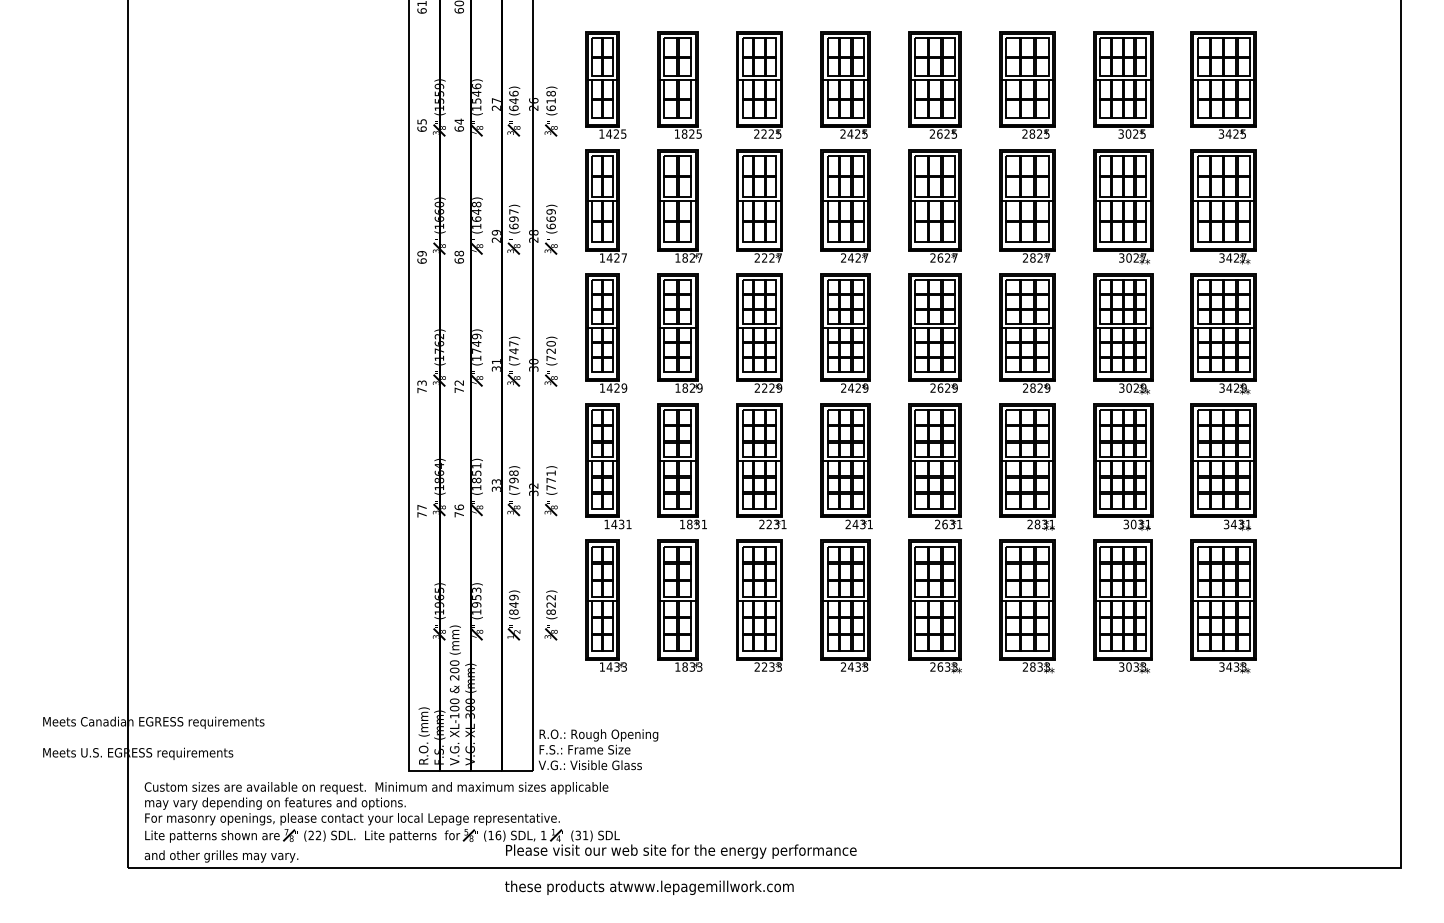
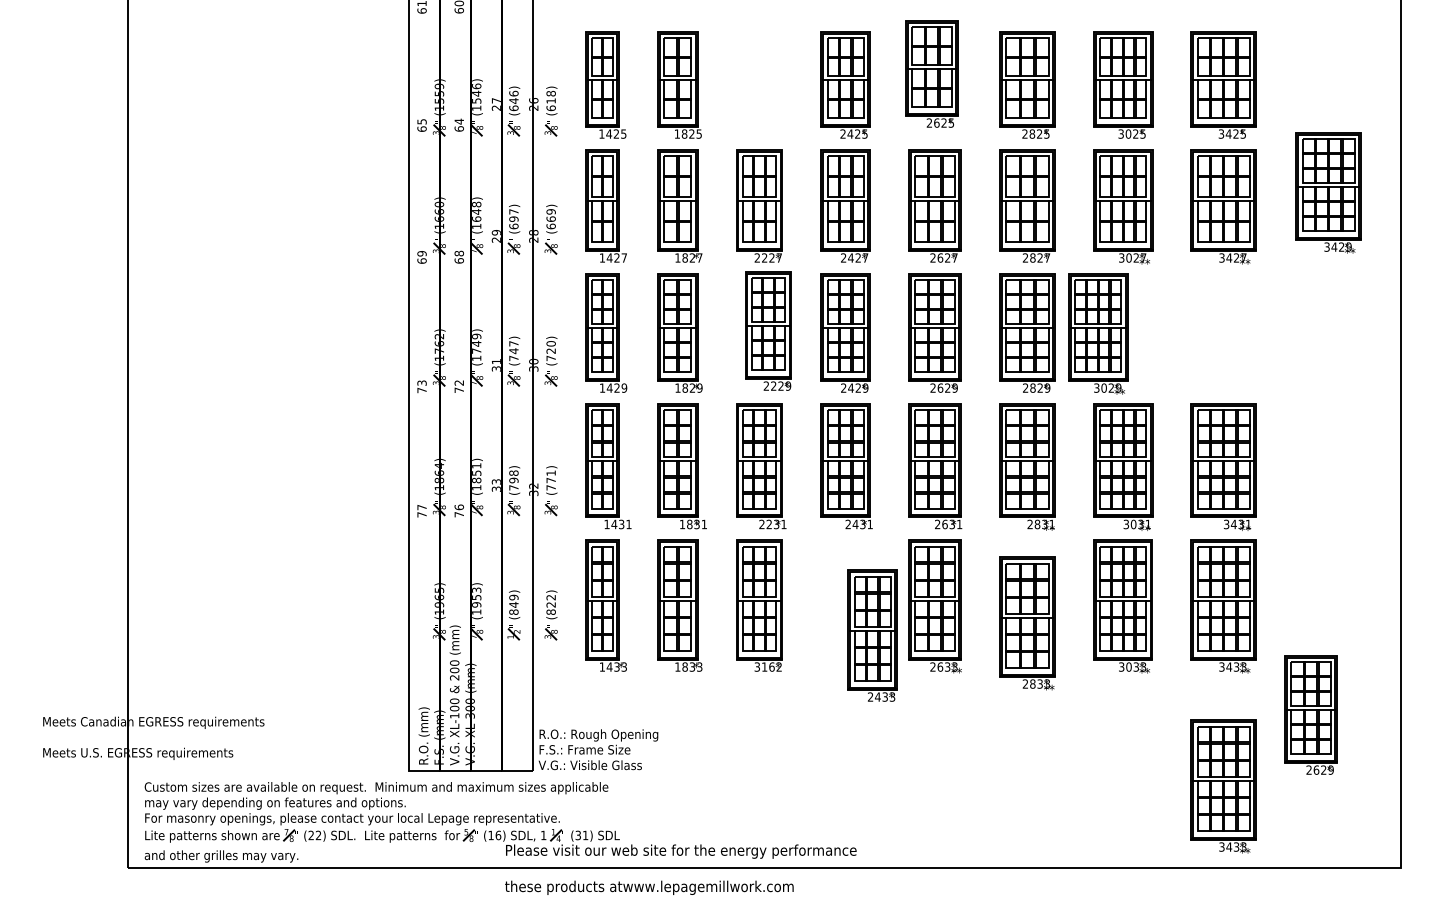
part: present -> none (759, 84)
part position: (934, 84) -> (931, 73) (931, 73)
part position: (759, 332) -> (768, 330) (768, 330)
part position: (1123, 333) -> (1098, 333) (1098, 333)
part position: (1223, 333) -> (1328, 192) (1328, 192)
part position: (845, 605) -> (872, 635) (872, 635)
part position: (1027, 606) -> (1027, 623) (1027, 623)
text: 2233 -> 3162 (767, 666)
part: none -> present (1310, 714)
part: none -> present (1223, 786)
